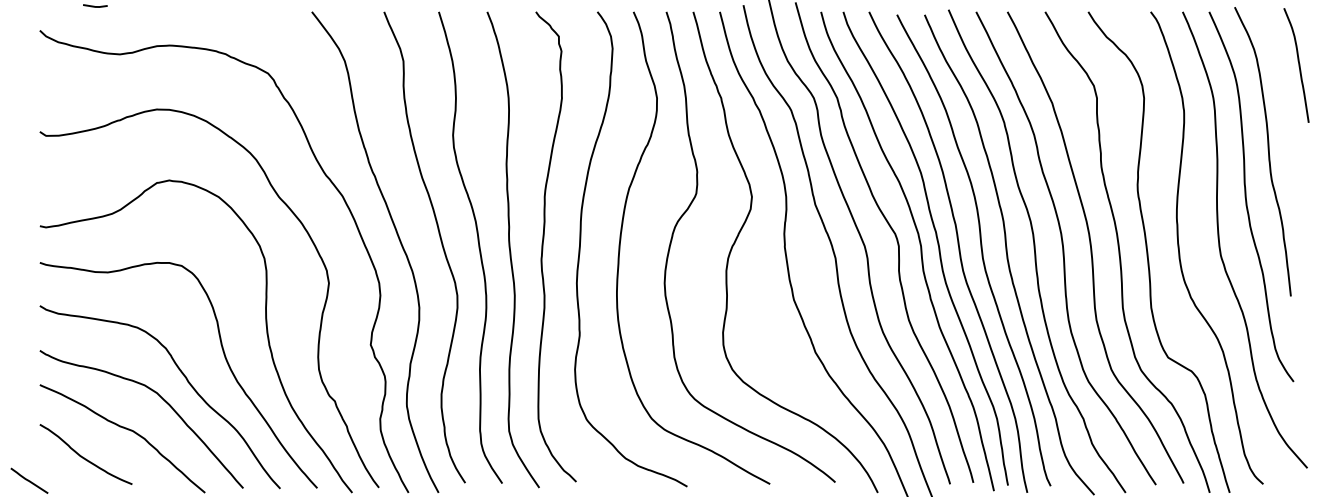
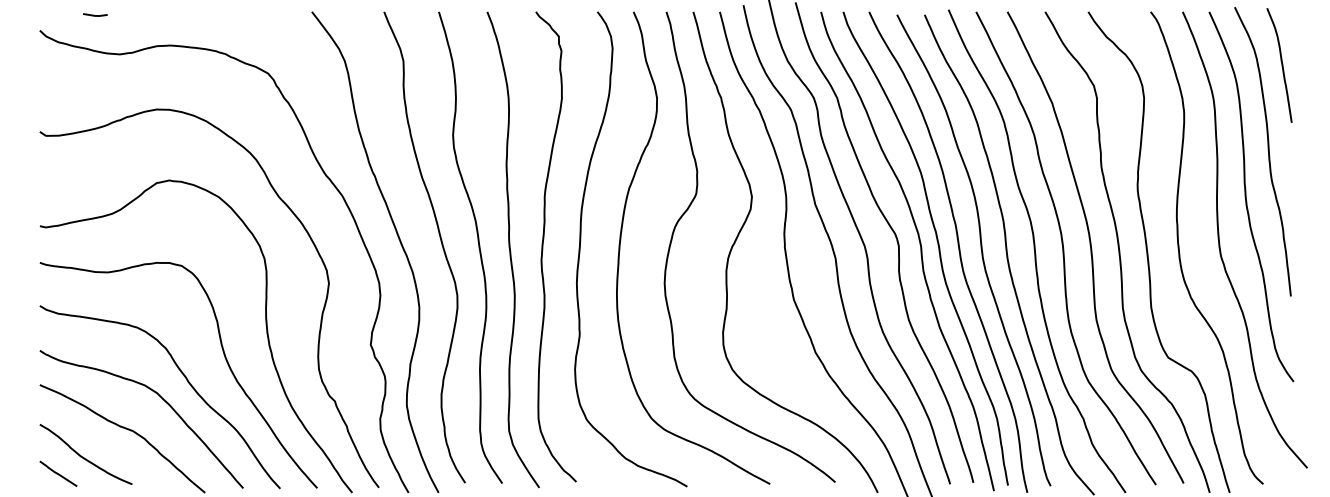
line position: (94, 5) -> (94, 14) (94, 14)
curve position: (1298, 65) -> (1281, 65) (1281, 65)
line position: (29, 480) -> (58, 473) (58, 473)
